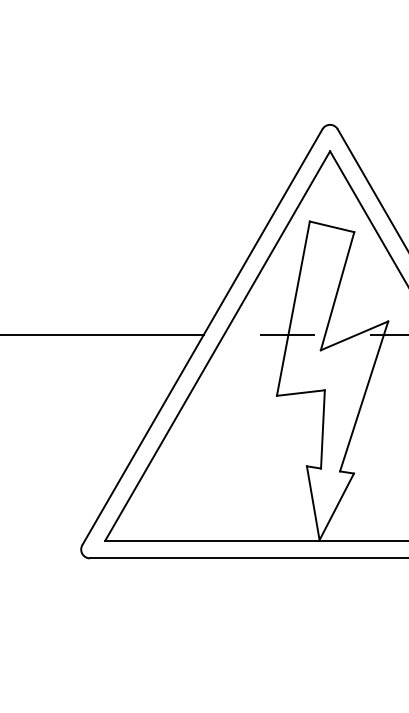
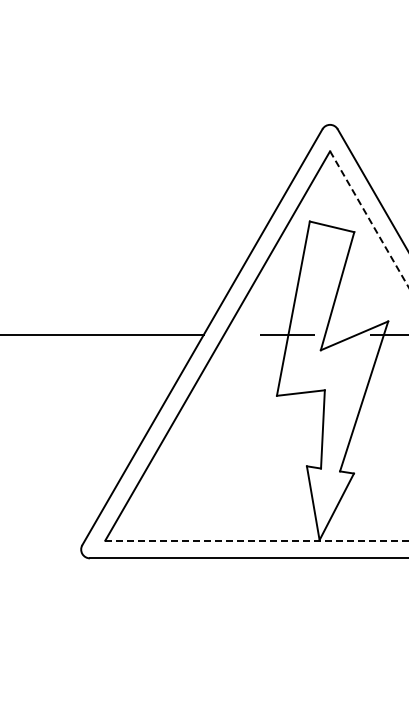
line: solid -> dashed (369, 219)
line: solid -> dashed (257, 540)
